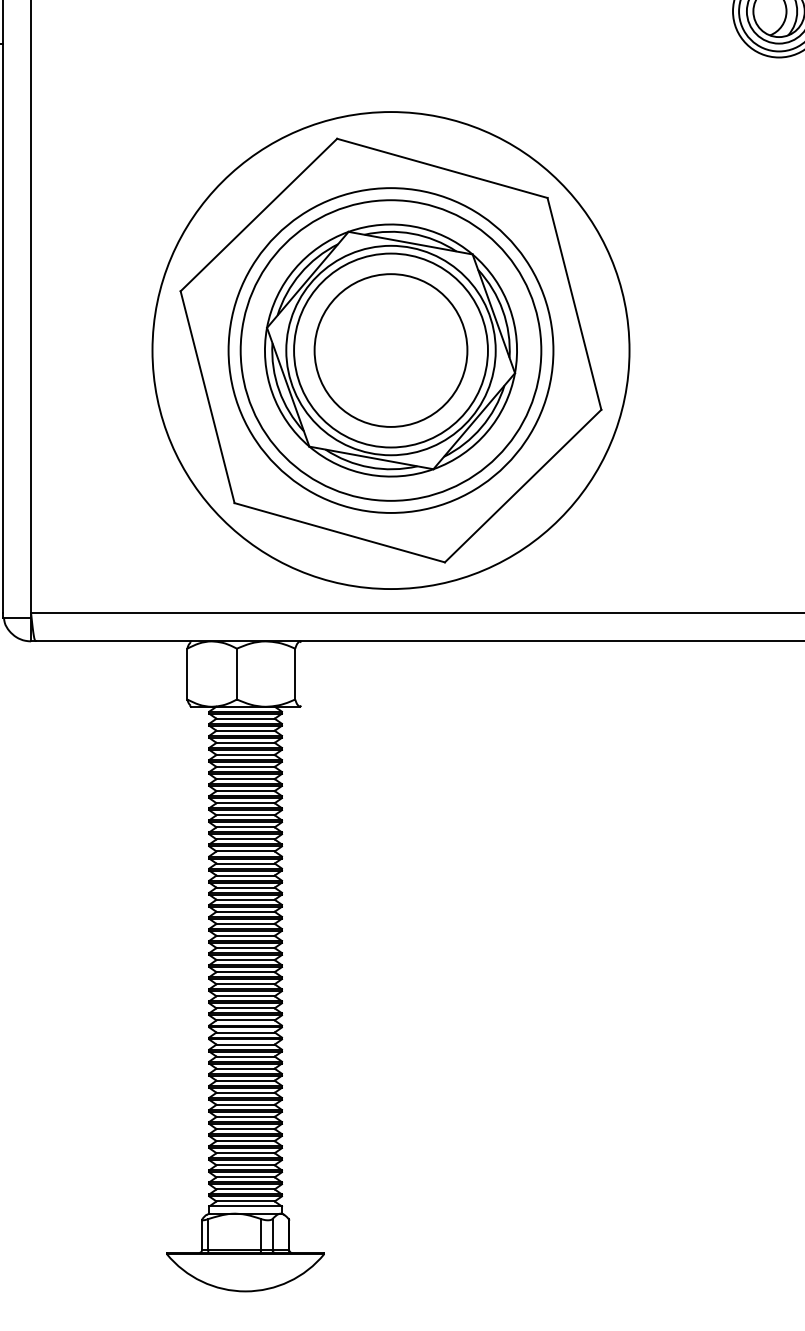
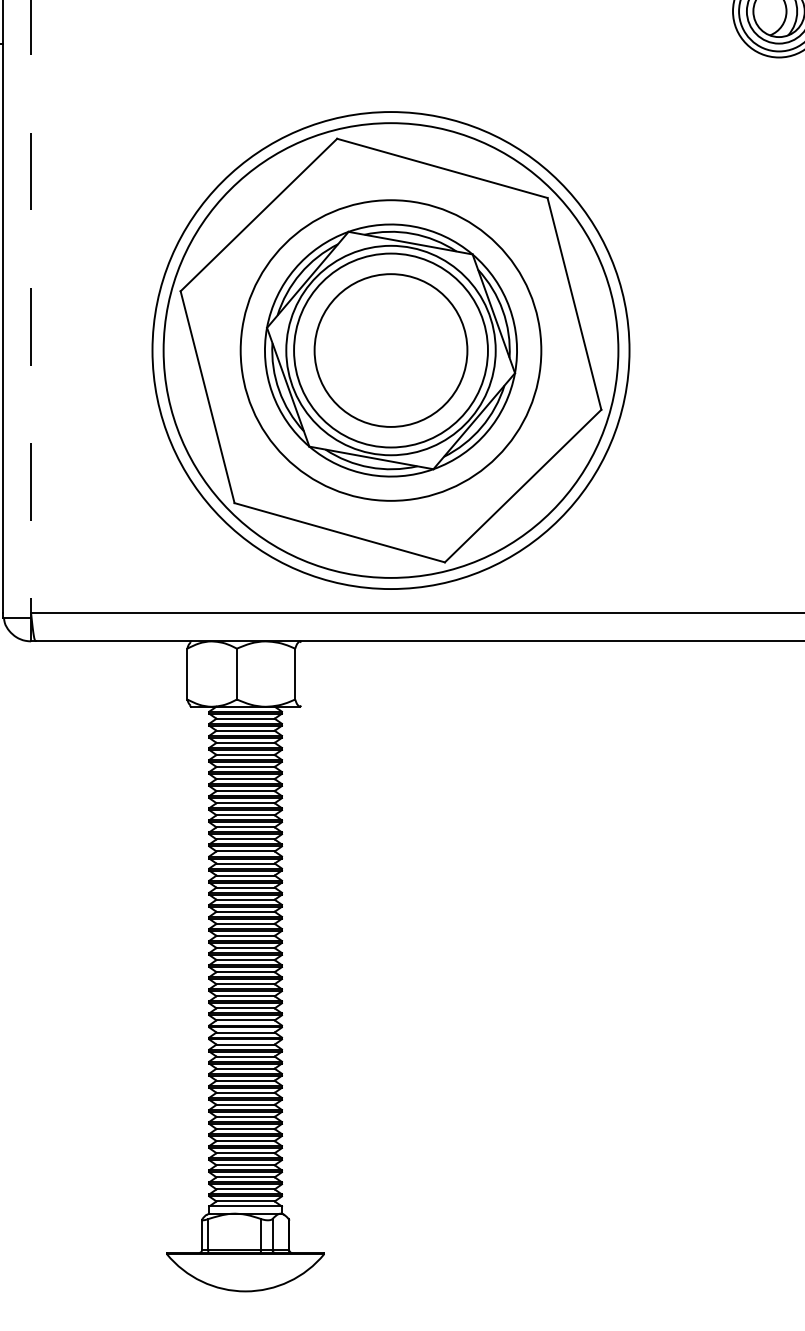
line: solid -> dashed (31, 307)
circle diameter: 325 px -> 455 px (390, 350)
